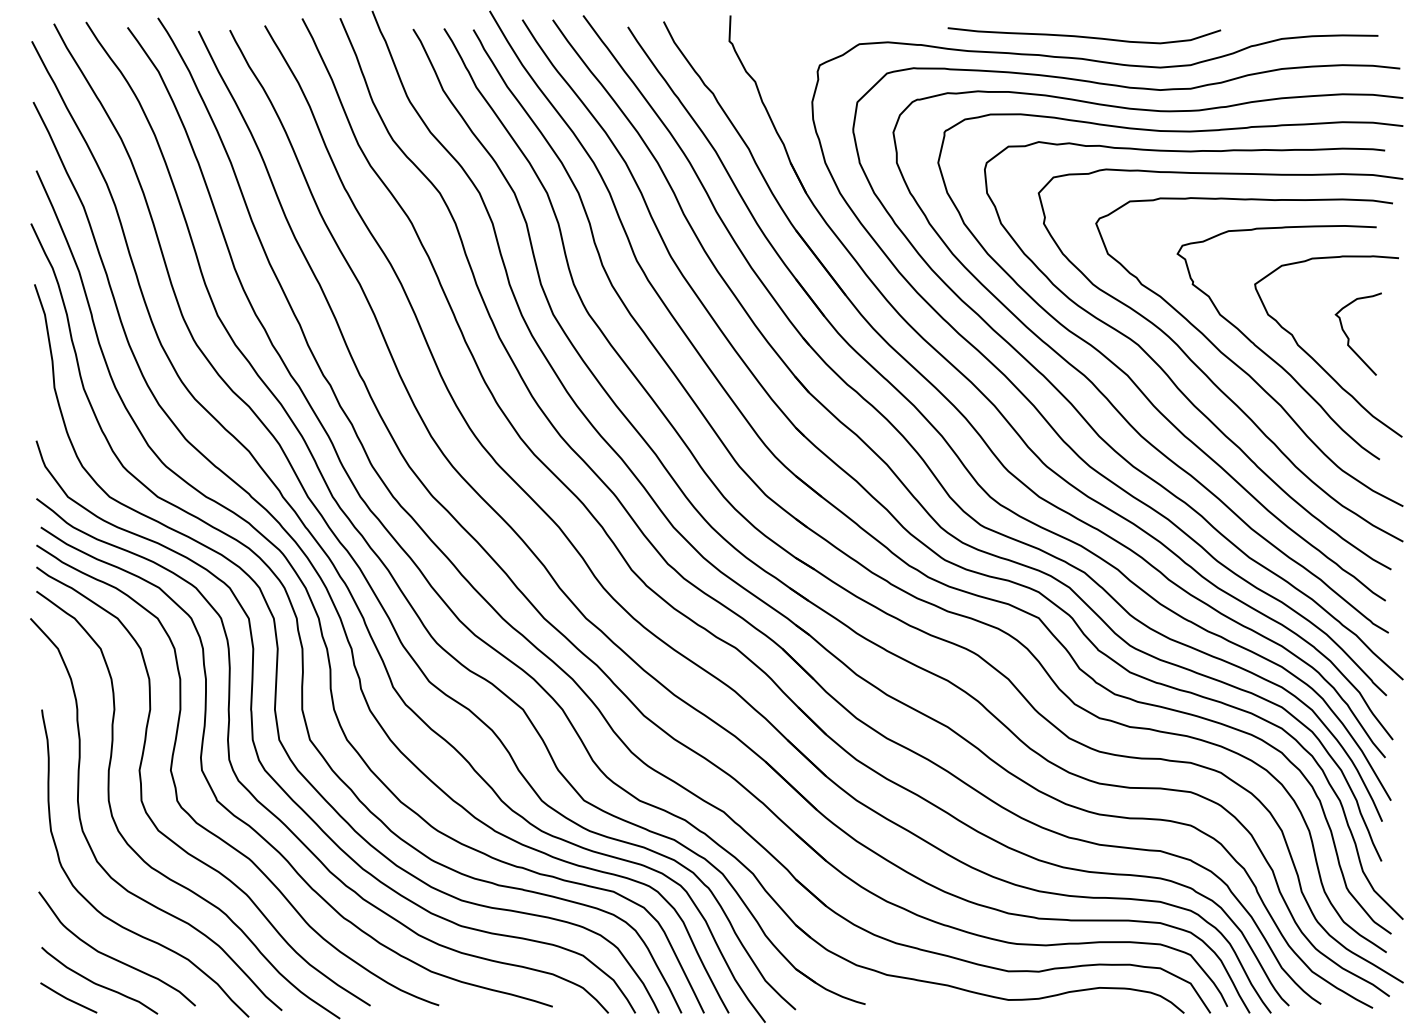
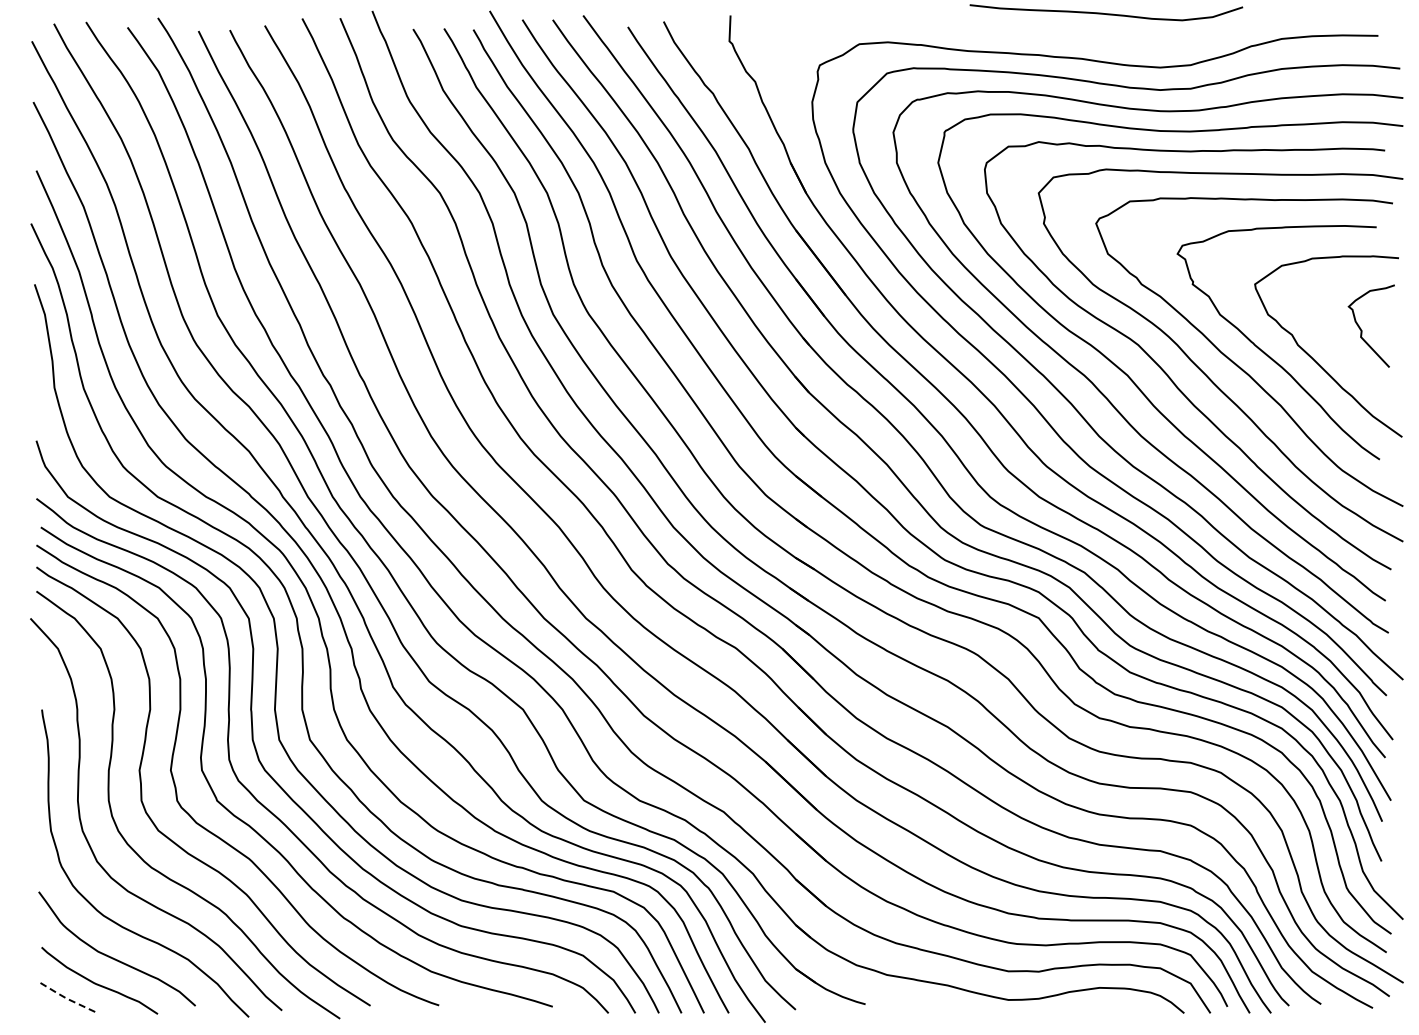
curve position: (1084, 36) -> (1106, 13) (1106, 13)
curve position: (1349, 338) -> (1362, 330) (1362, 330)
line: solid -> dashed (66, 998)
